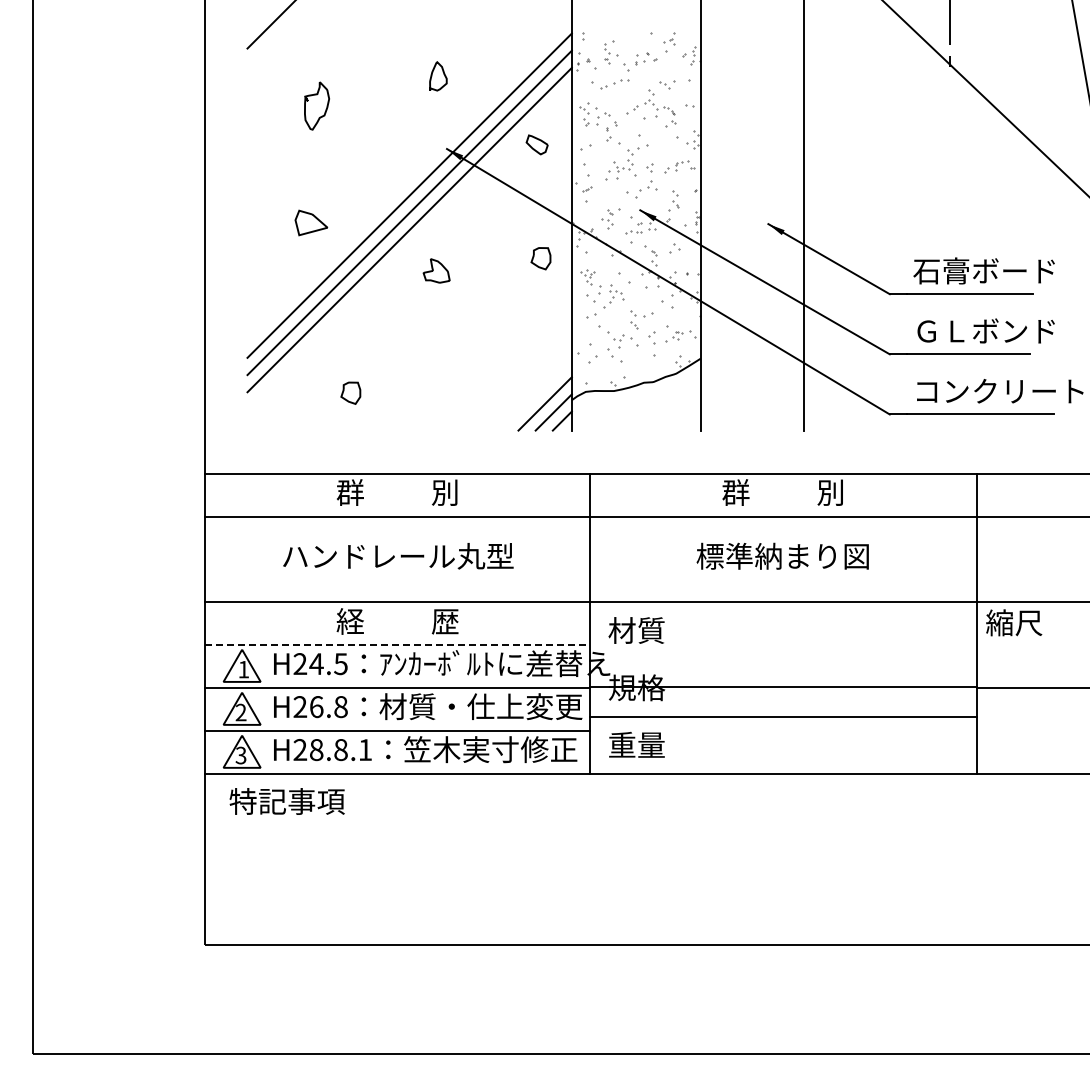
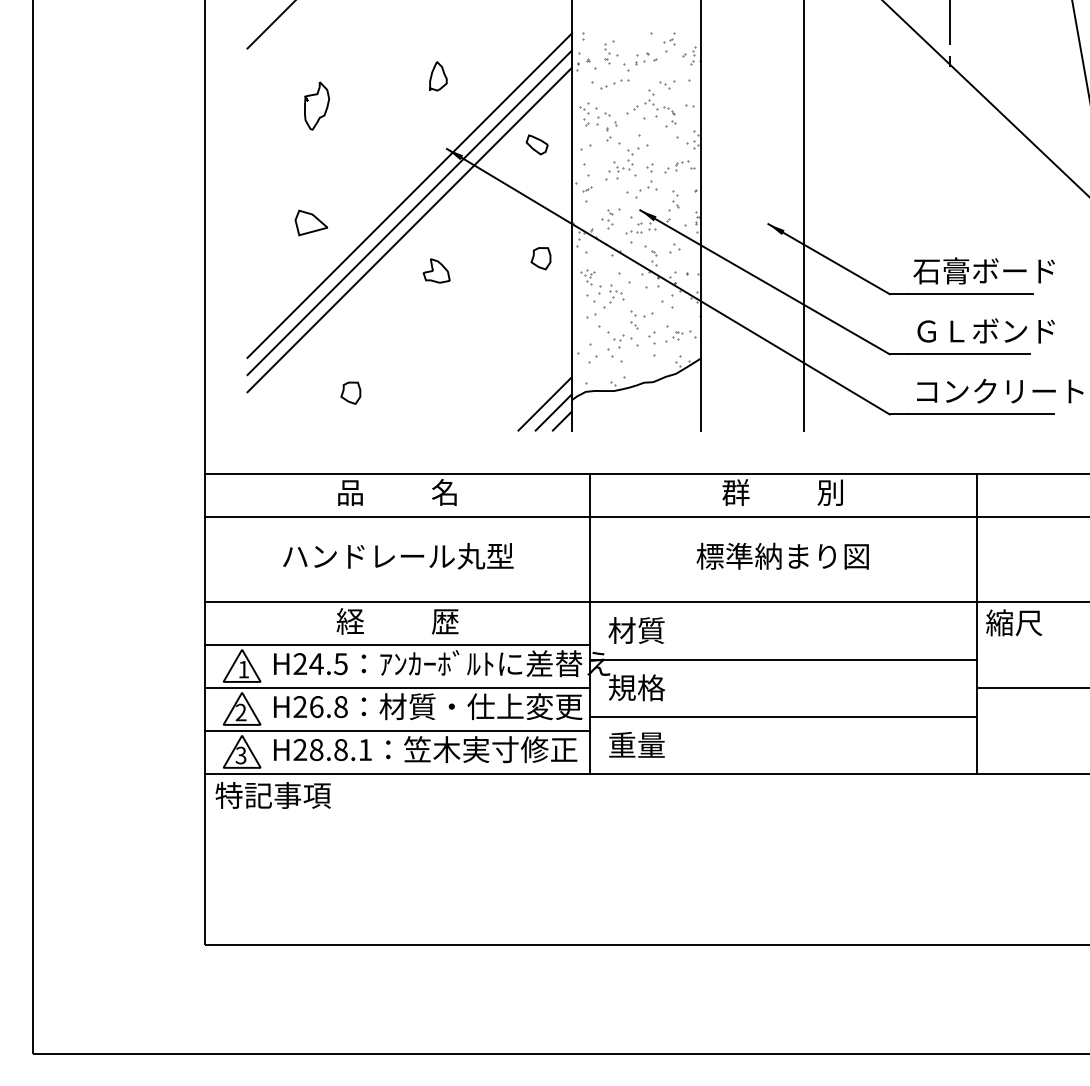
text: 群          別 -> 品          名 (396, 492)
line: dashed -> solid (397, 645)
line position: (783, 686) -> (783, 659) (783, 659)
text position: (286, 801) -> (272, 795) (272, 795)
